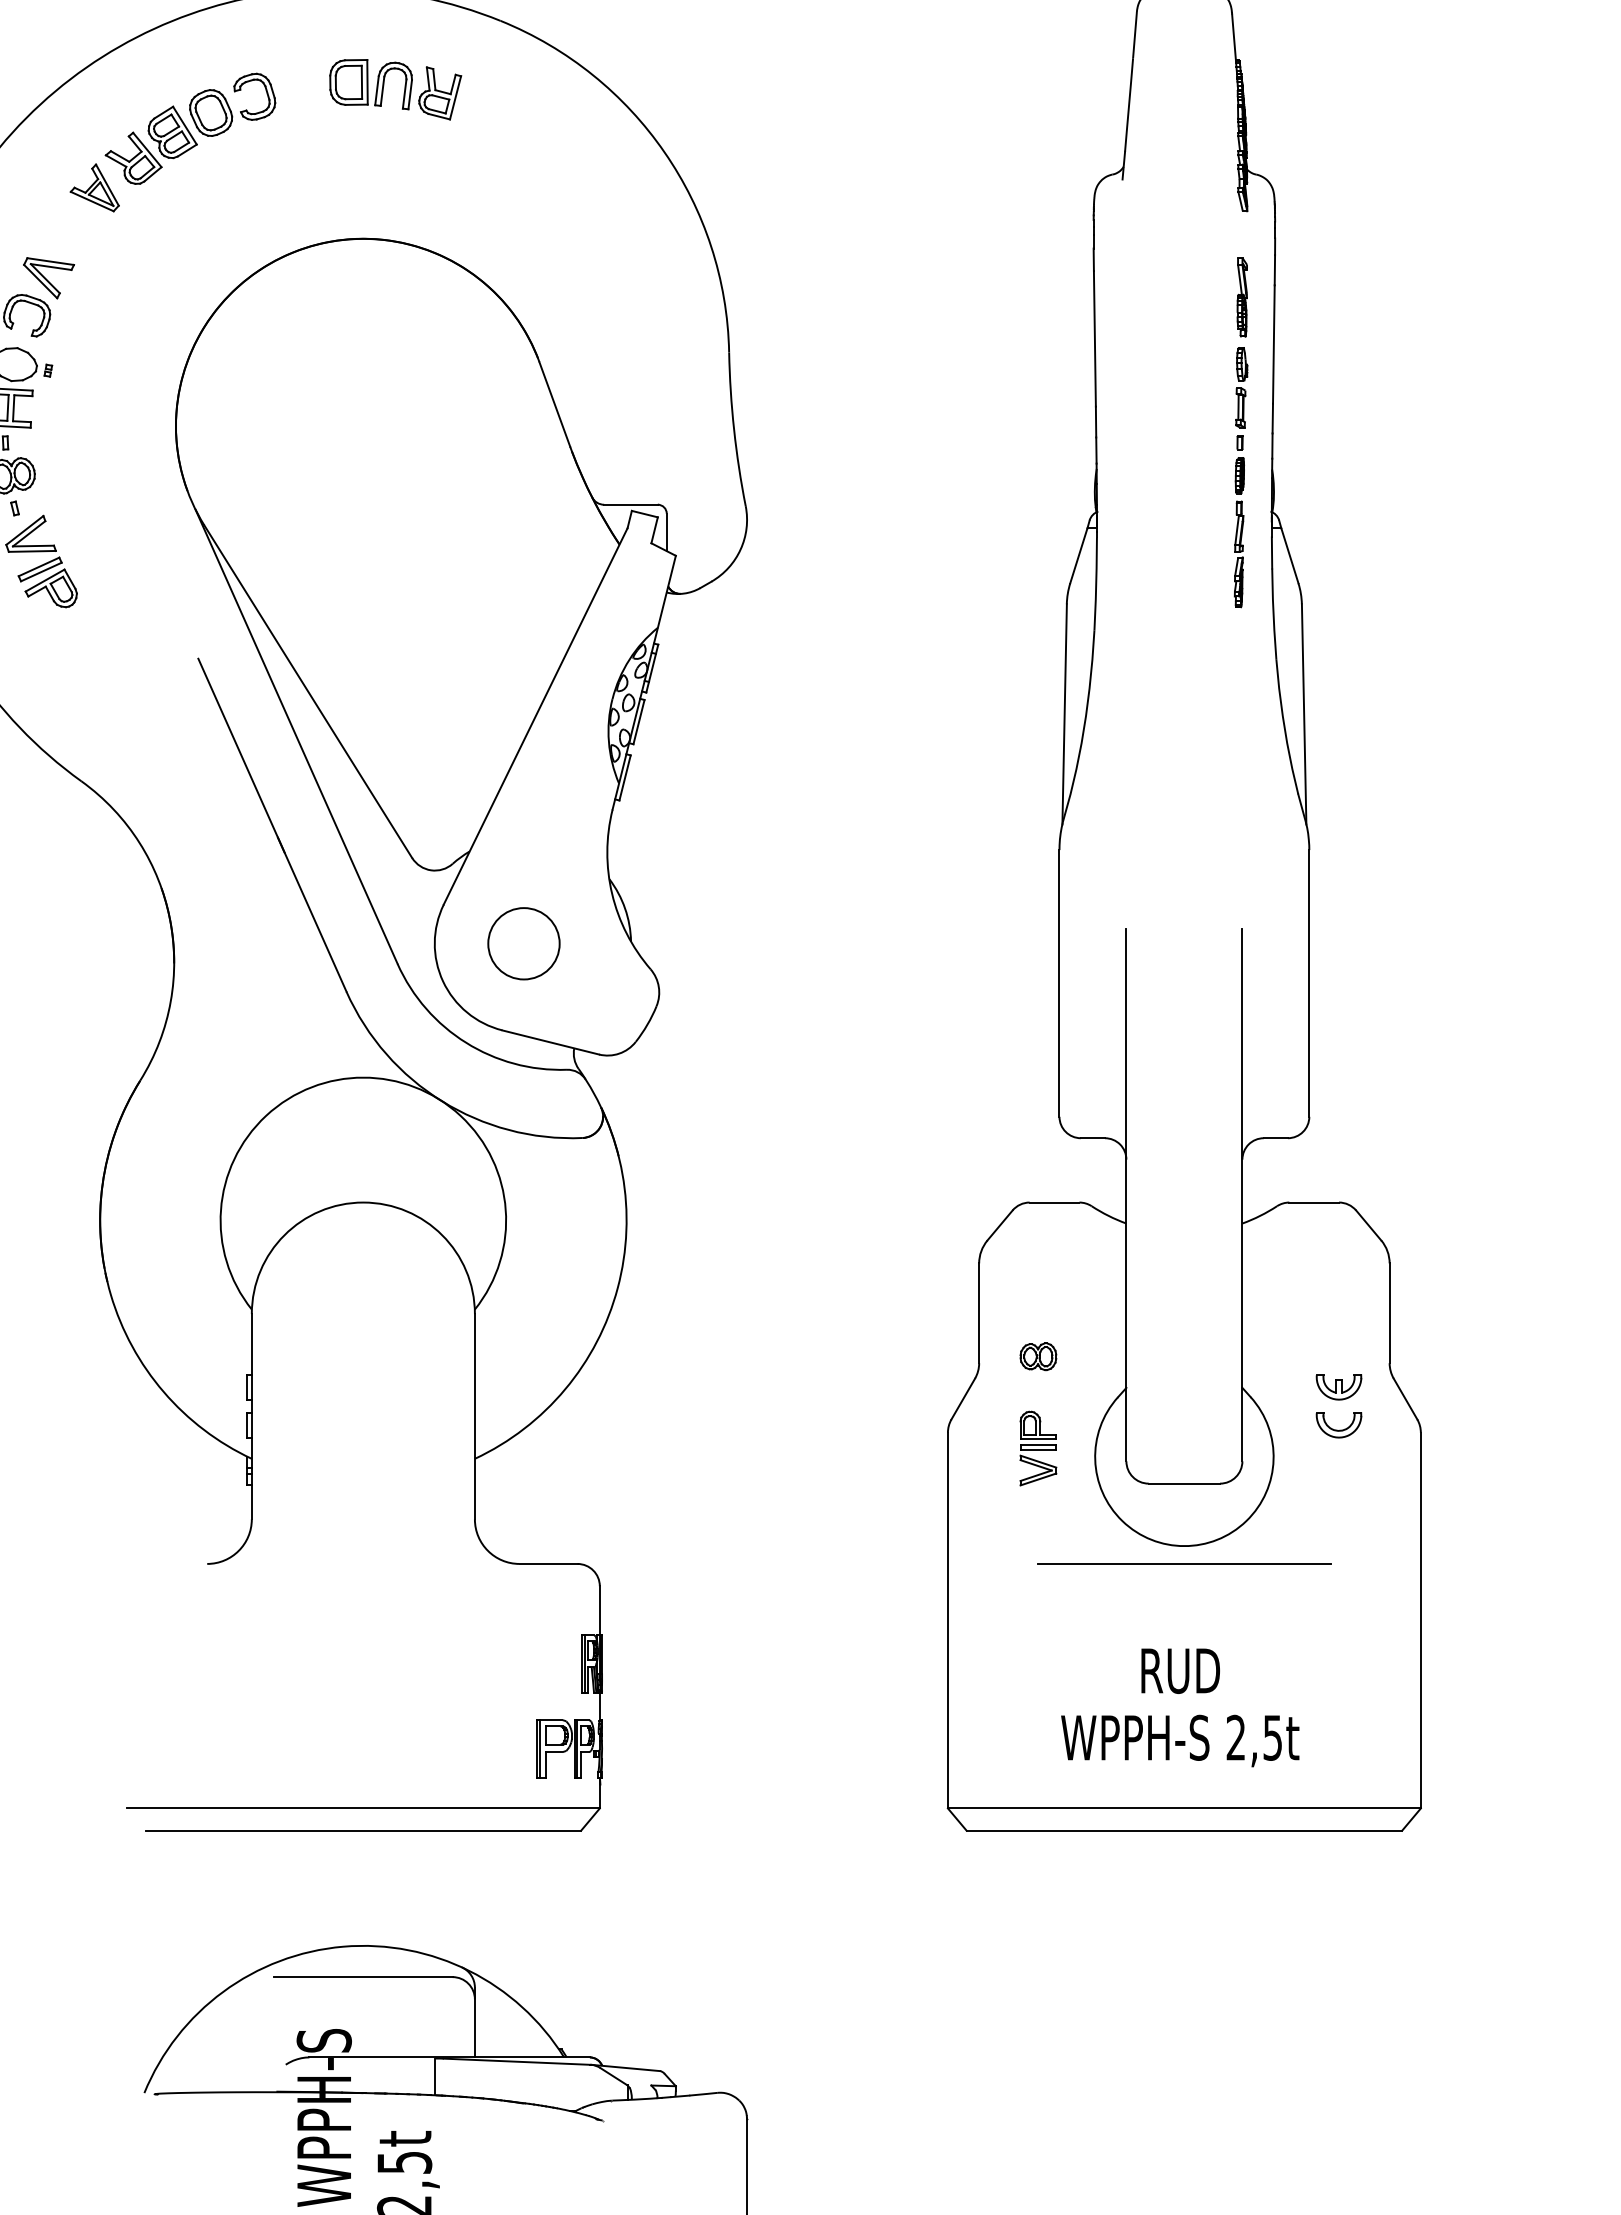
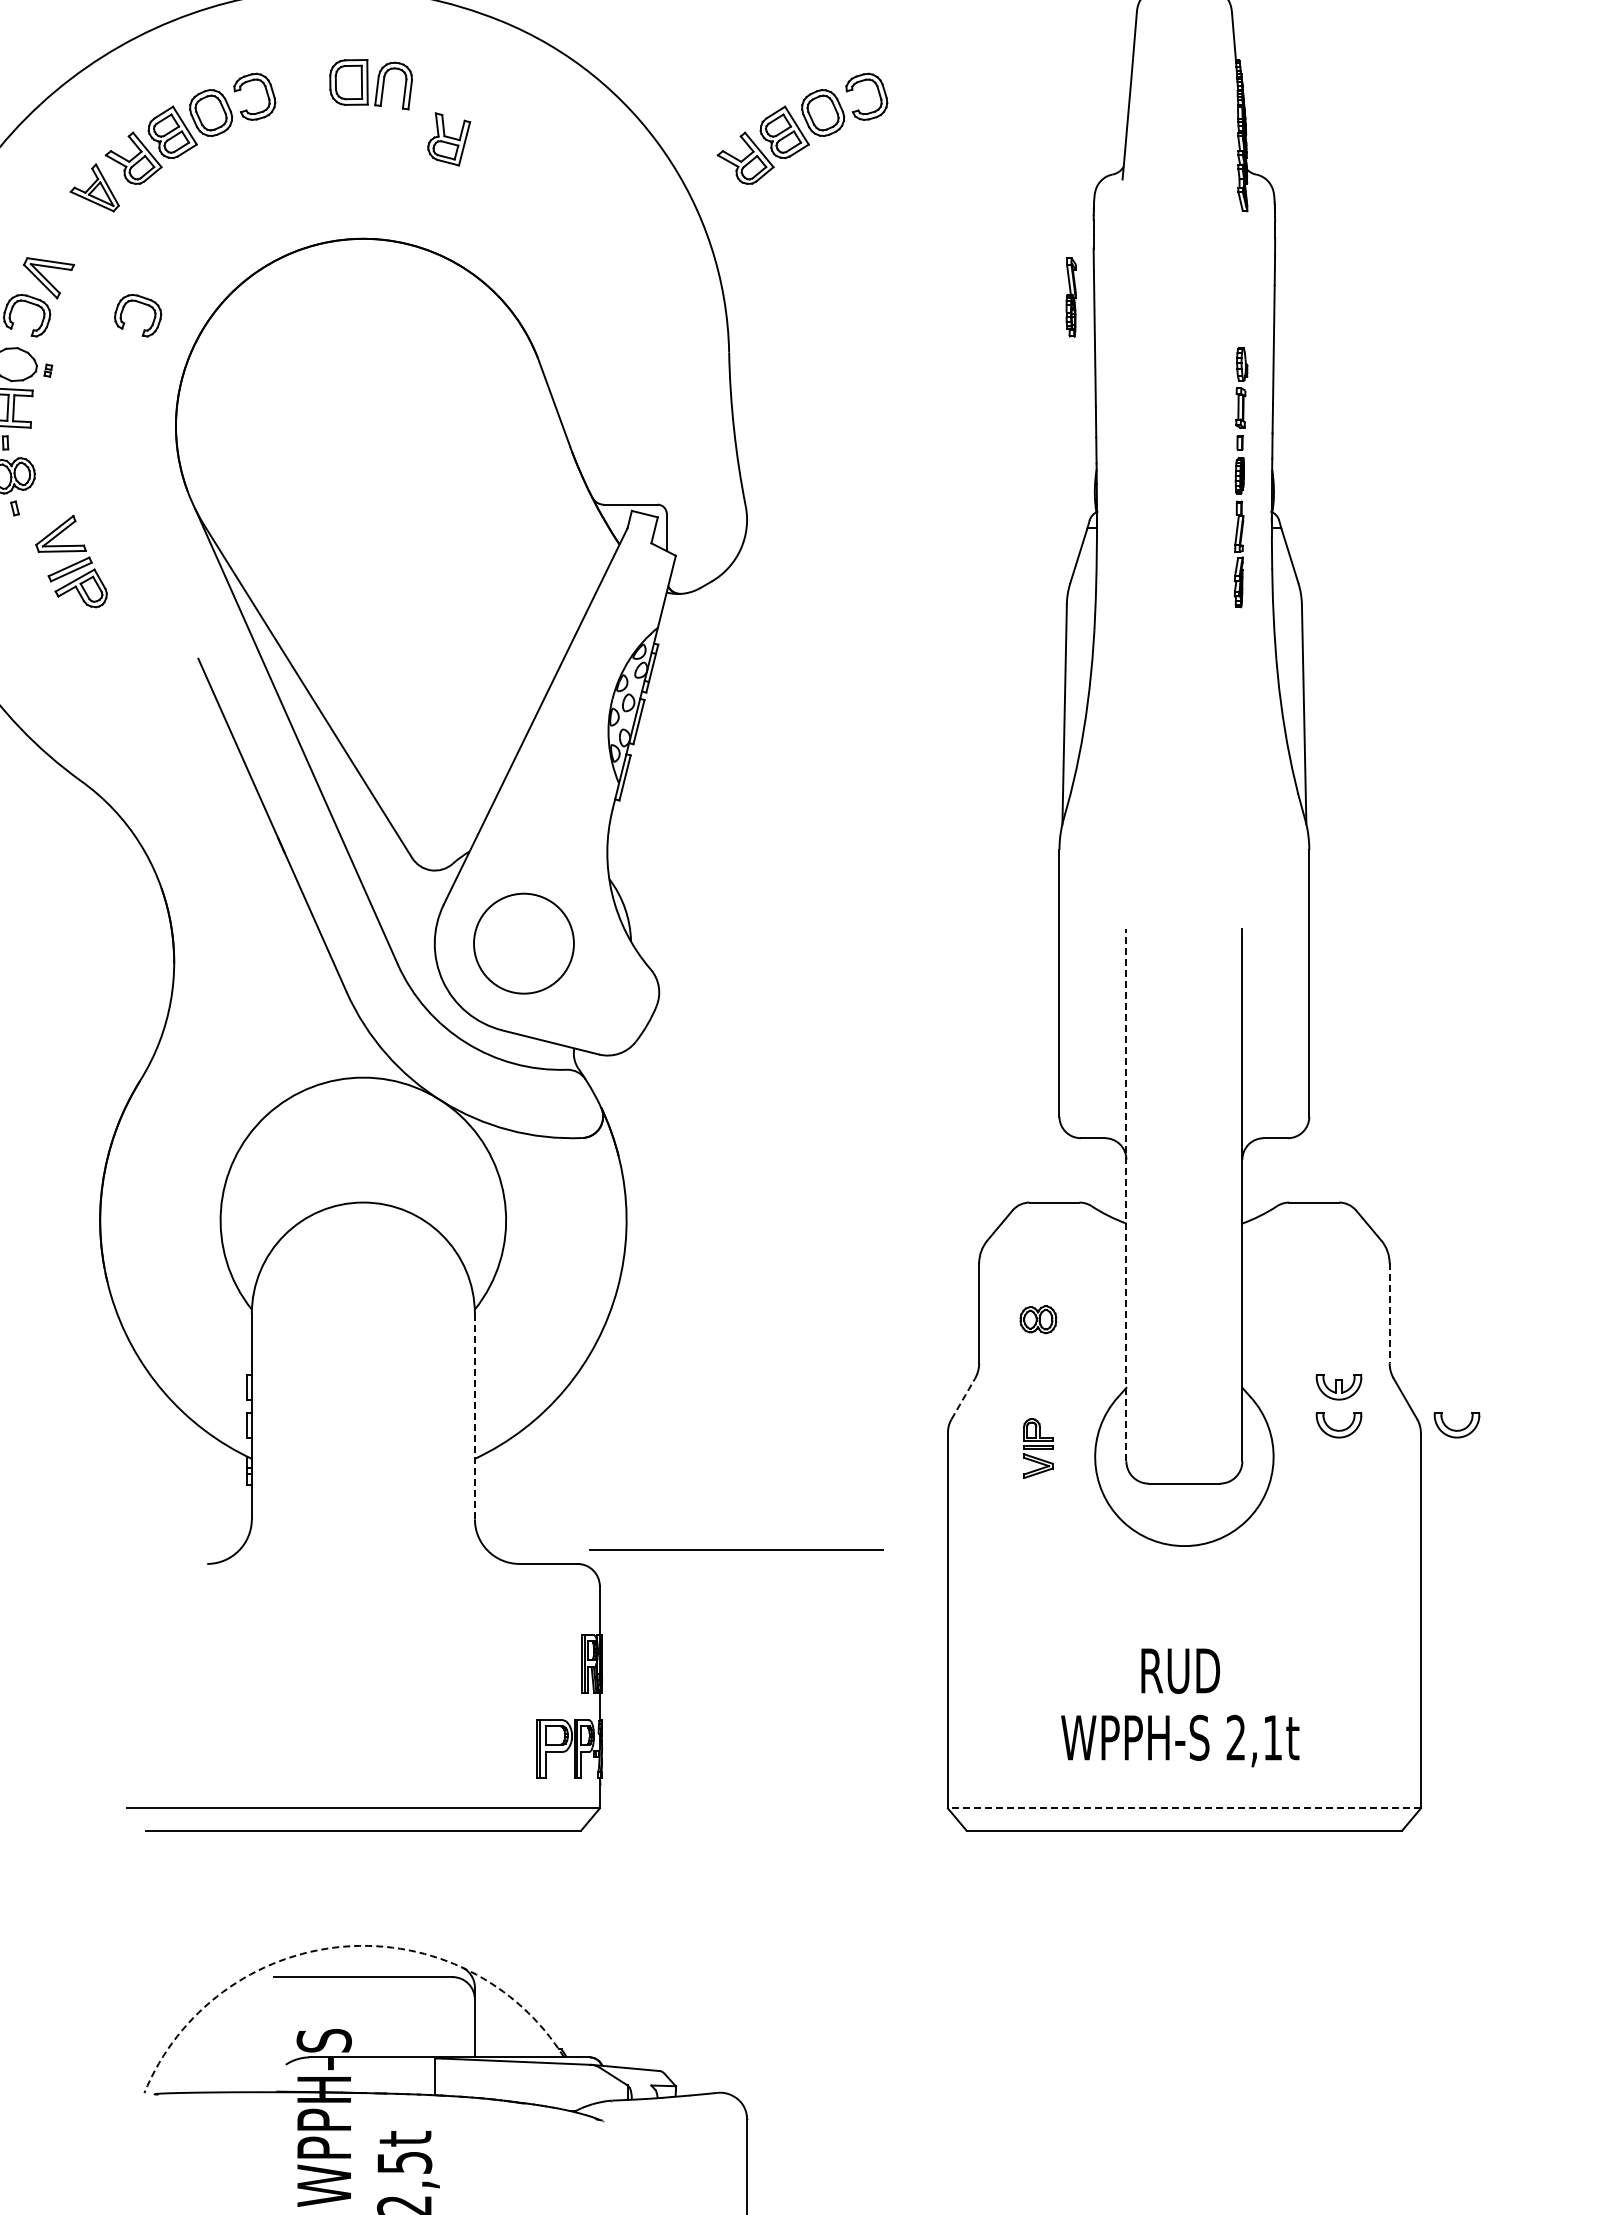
part position: (440, 93) -> (449, 139) (449, 139)
part: none -> present (802, 128)
part position: (1241, 297) -> (1070, 297) (1070, 297)
part: none -> present (142, 304)
part position: (41, 561) -> (71, 561) (71, 561)
circle size: 74x74 px -> 102x103 px (523, 943)
line: solid -> dashed (1126, 1194)
line: solid -> dashed (1389, 1313)
part position: (1038, 1356) -> (1038, 1319) (1038, 1319)
line: solid -> dashed (963, 1398)
line: solid -> dashed (474, 1416)
part: none -> present (1456, 1425)
part size: 39x77 px -> 31x61 px (1038, 1448)
line position: (1184, 1563) -> (736, 1549) (736, 1549)
text: 2,5t -> 2,1t (1272, 1737)
line: solid -> dashed (1183, 1808)
arc: solid -> dashed (343, 1946)
